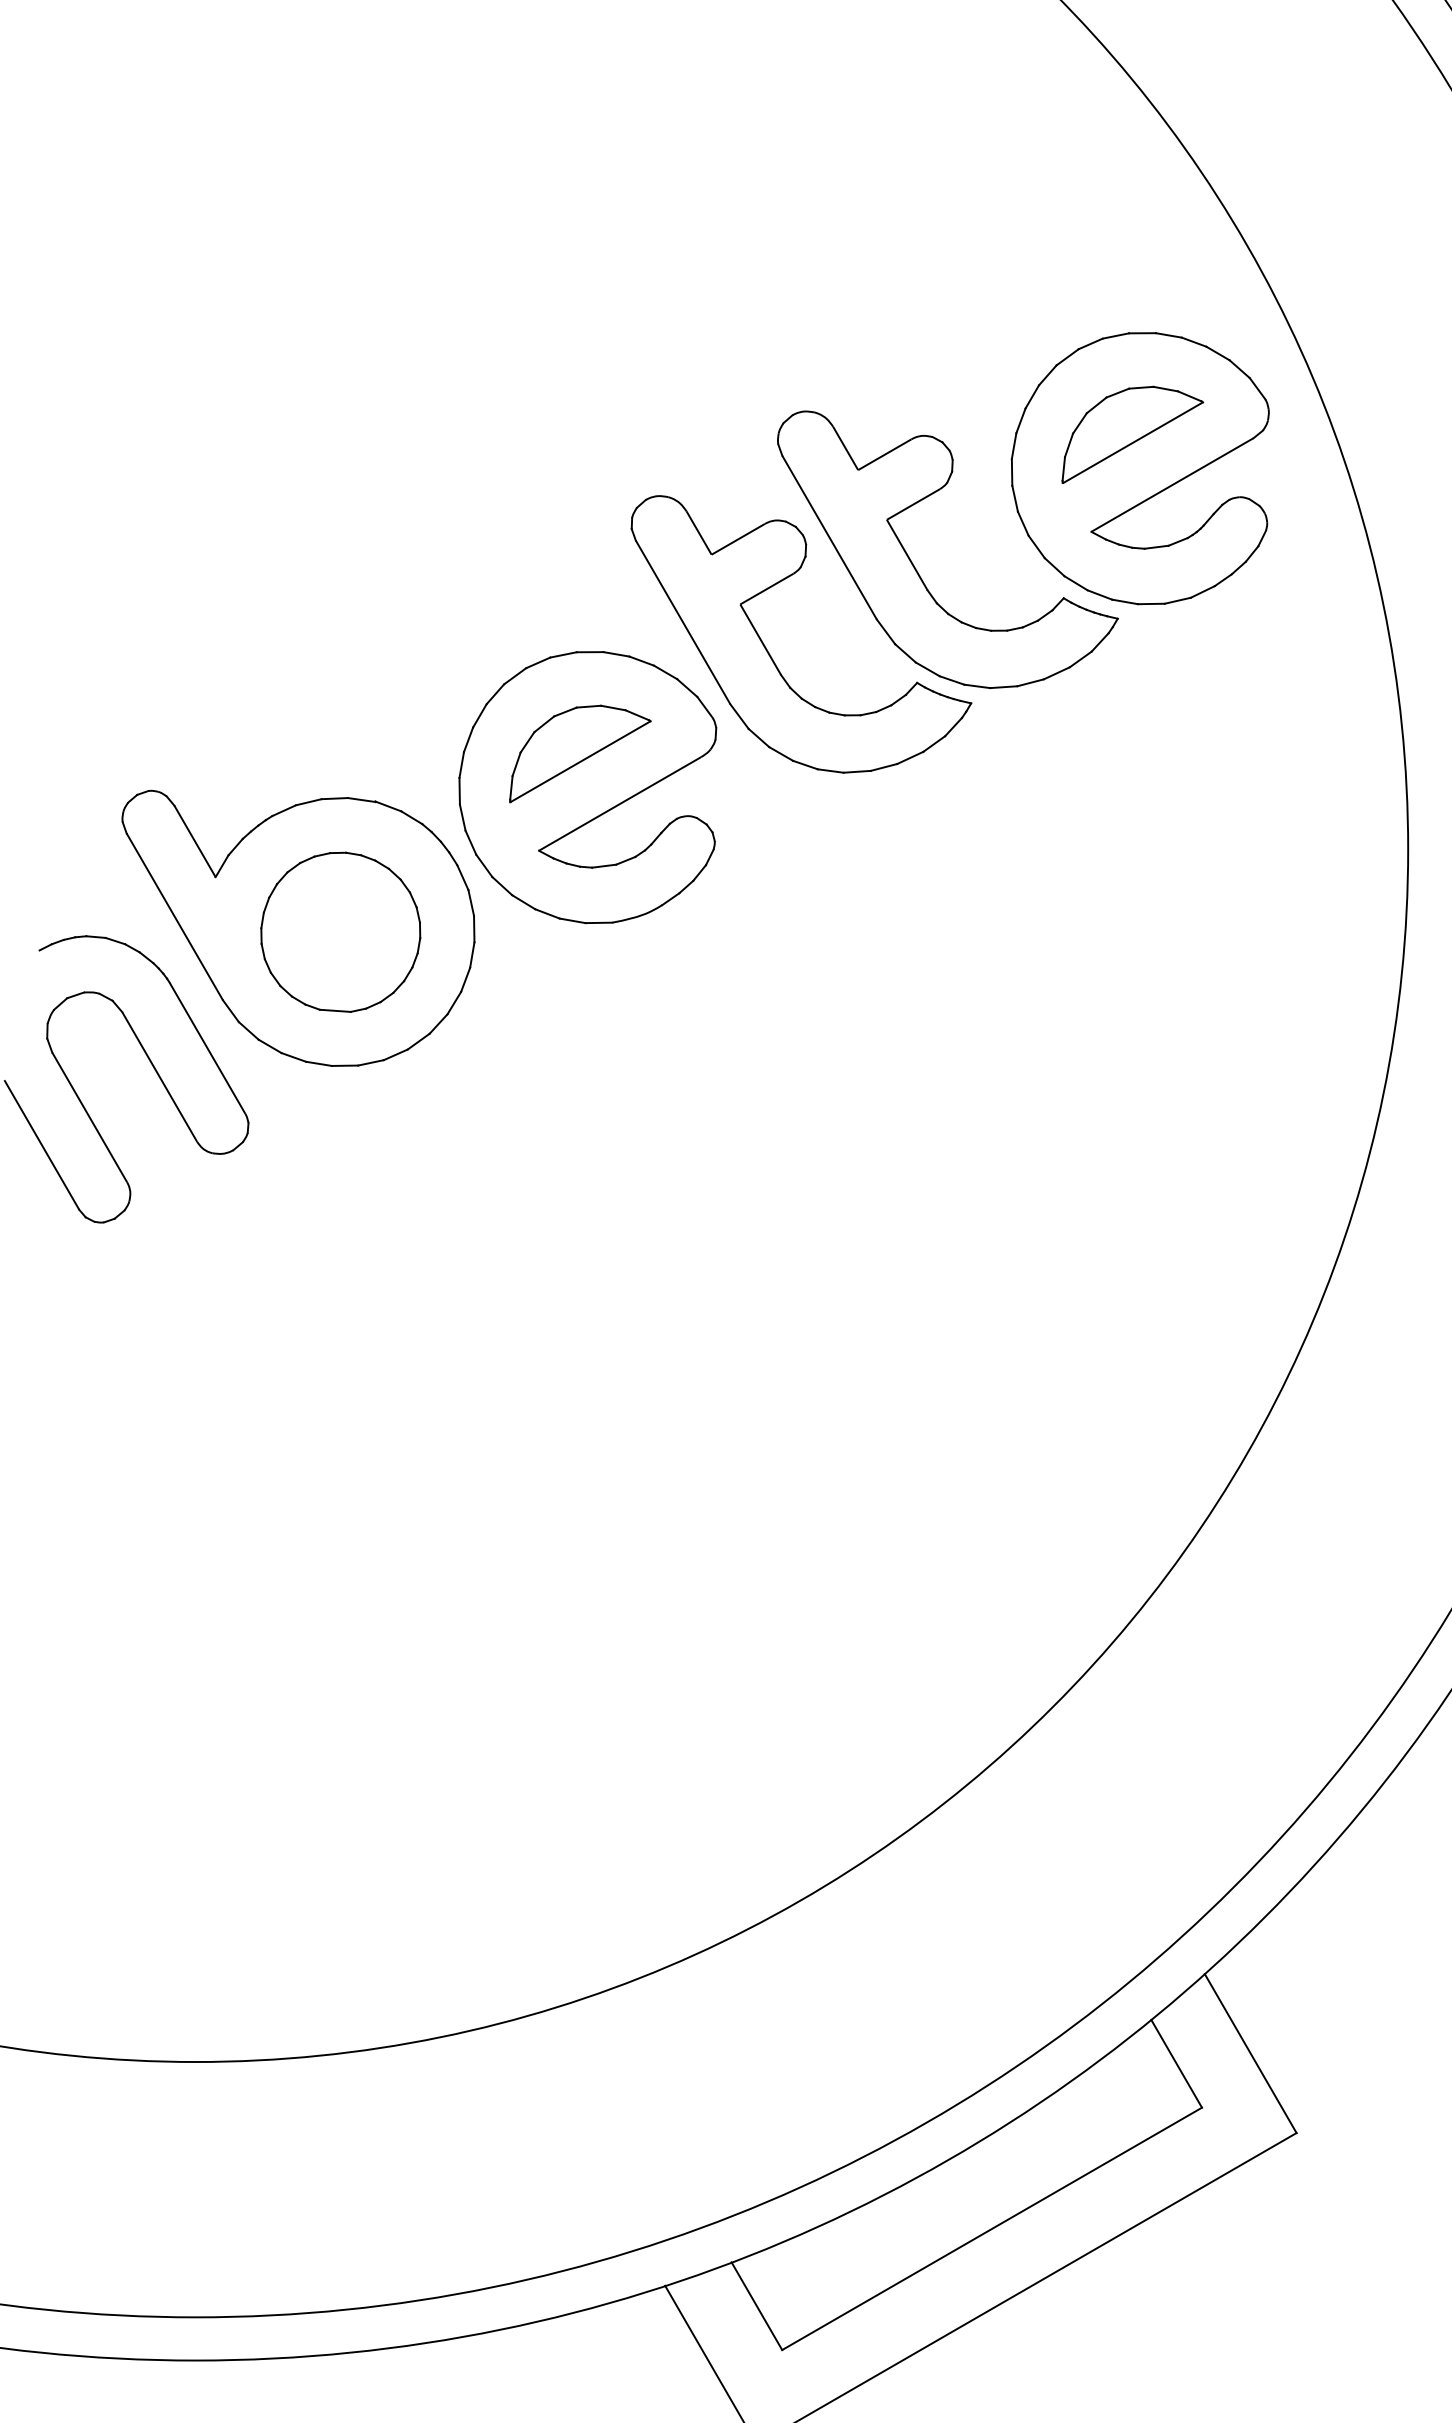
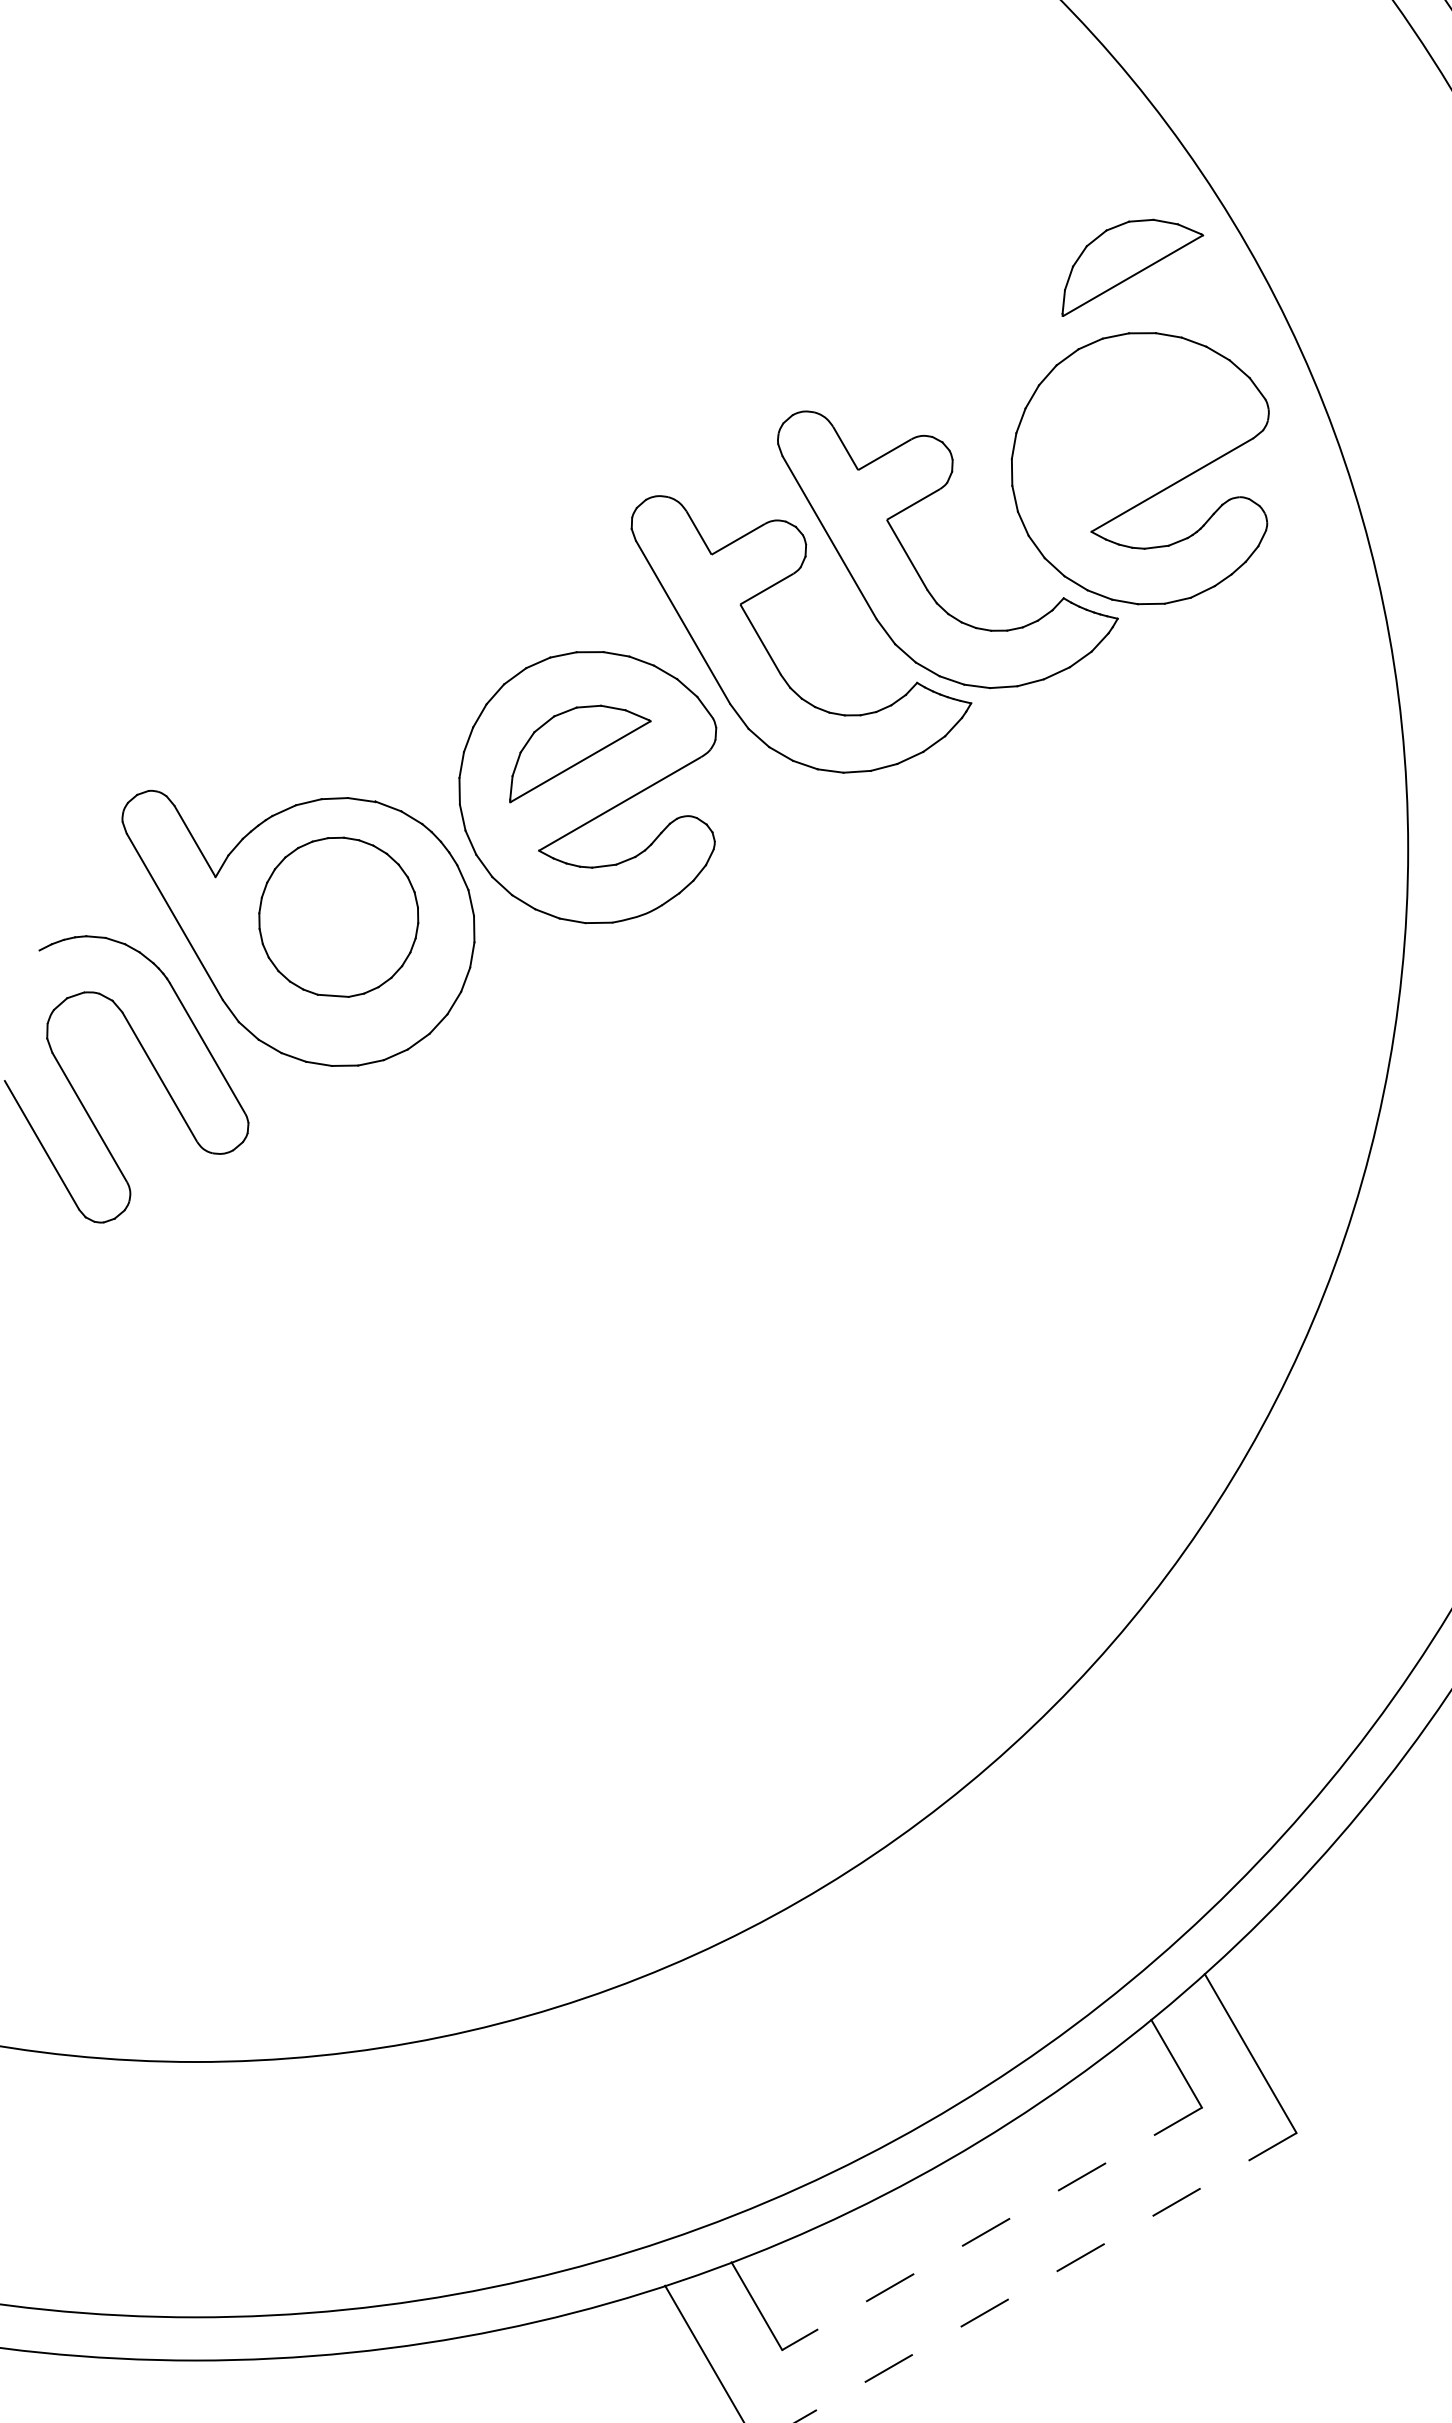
part position: (1132, 434) -> (1132, 267) (1132, 267)
part position: (340, 931) -> (338, 916) (338, 916)
line: solid -> dashed (991, 2229)
line: solid -> dashed (1045, 2277)
